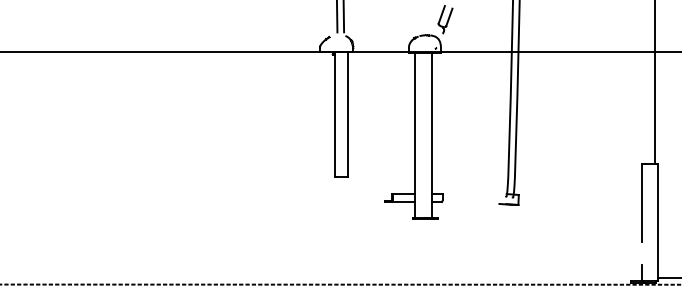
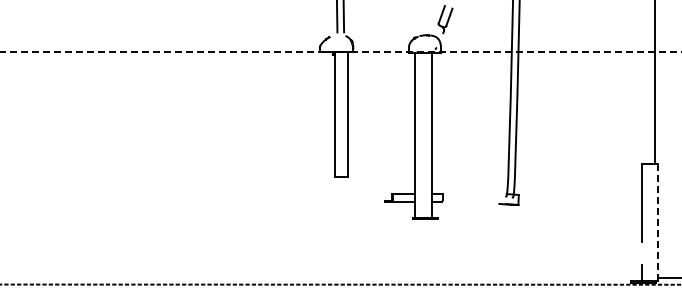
line: solid -> dashed (341, 52)
line: solid -> dashed (657, 222)
